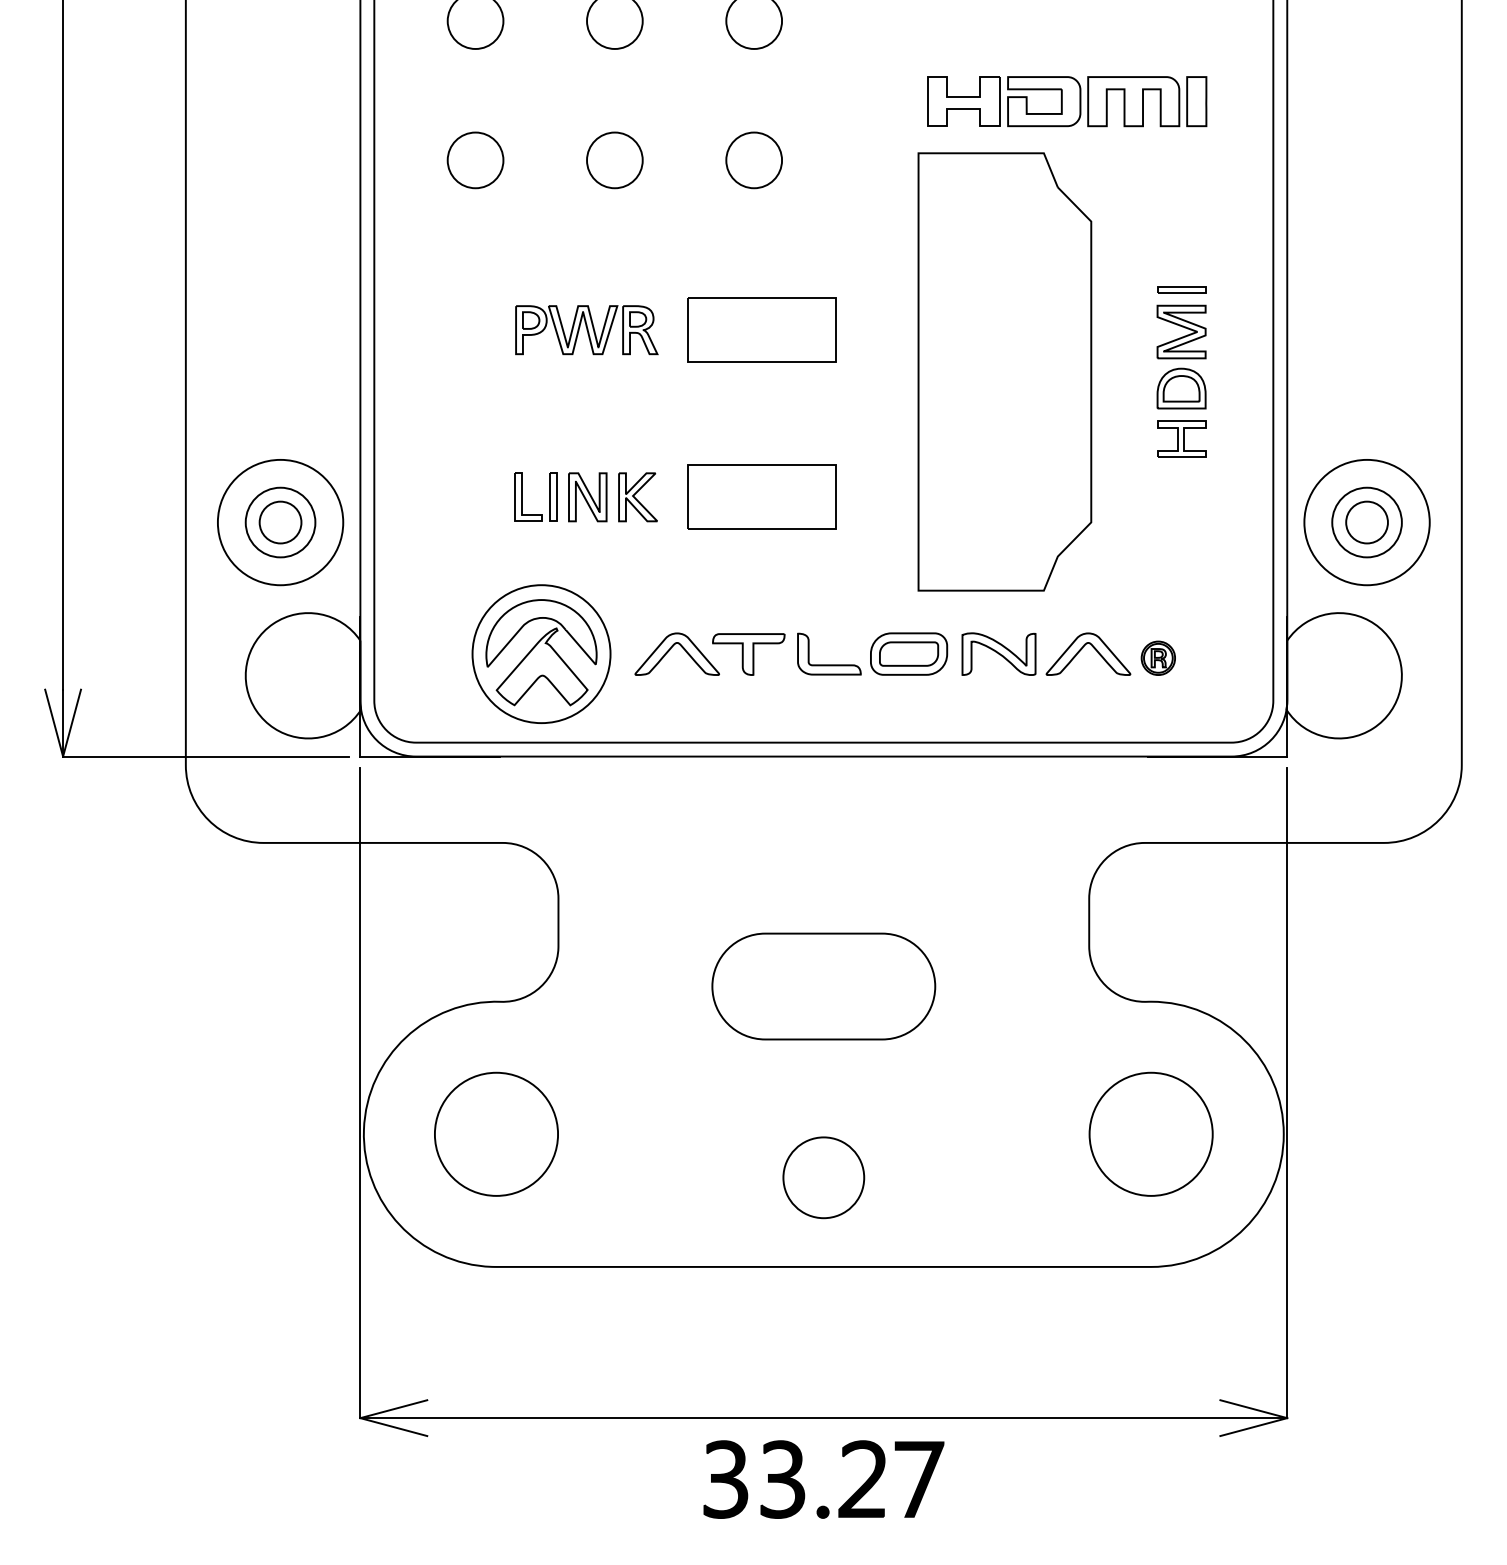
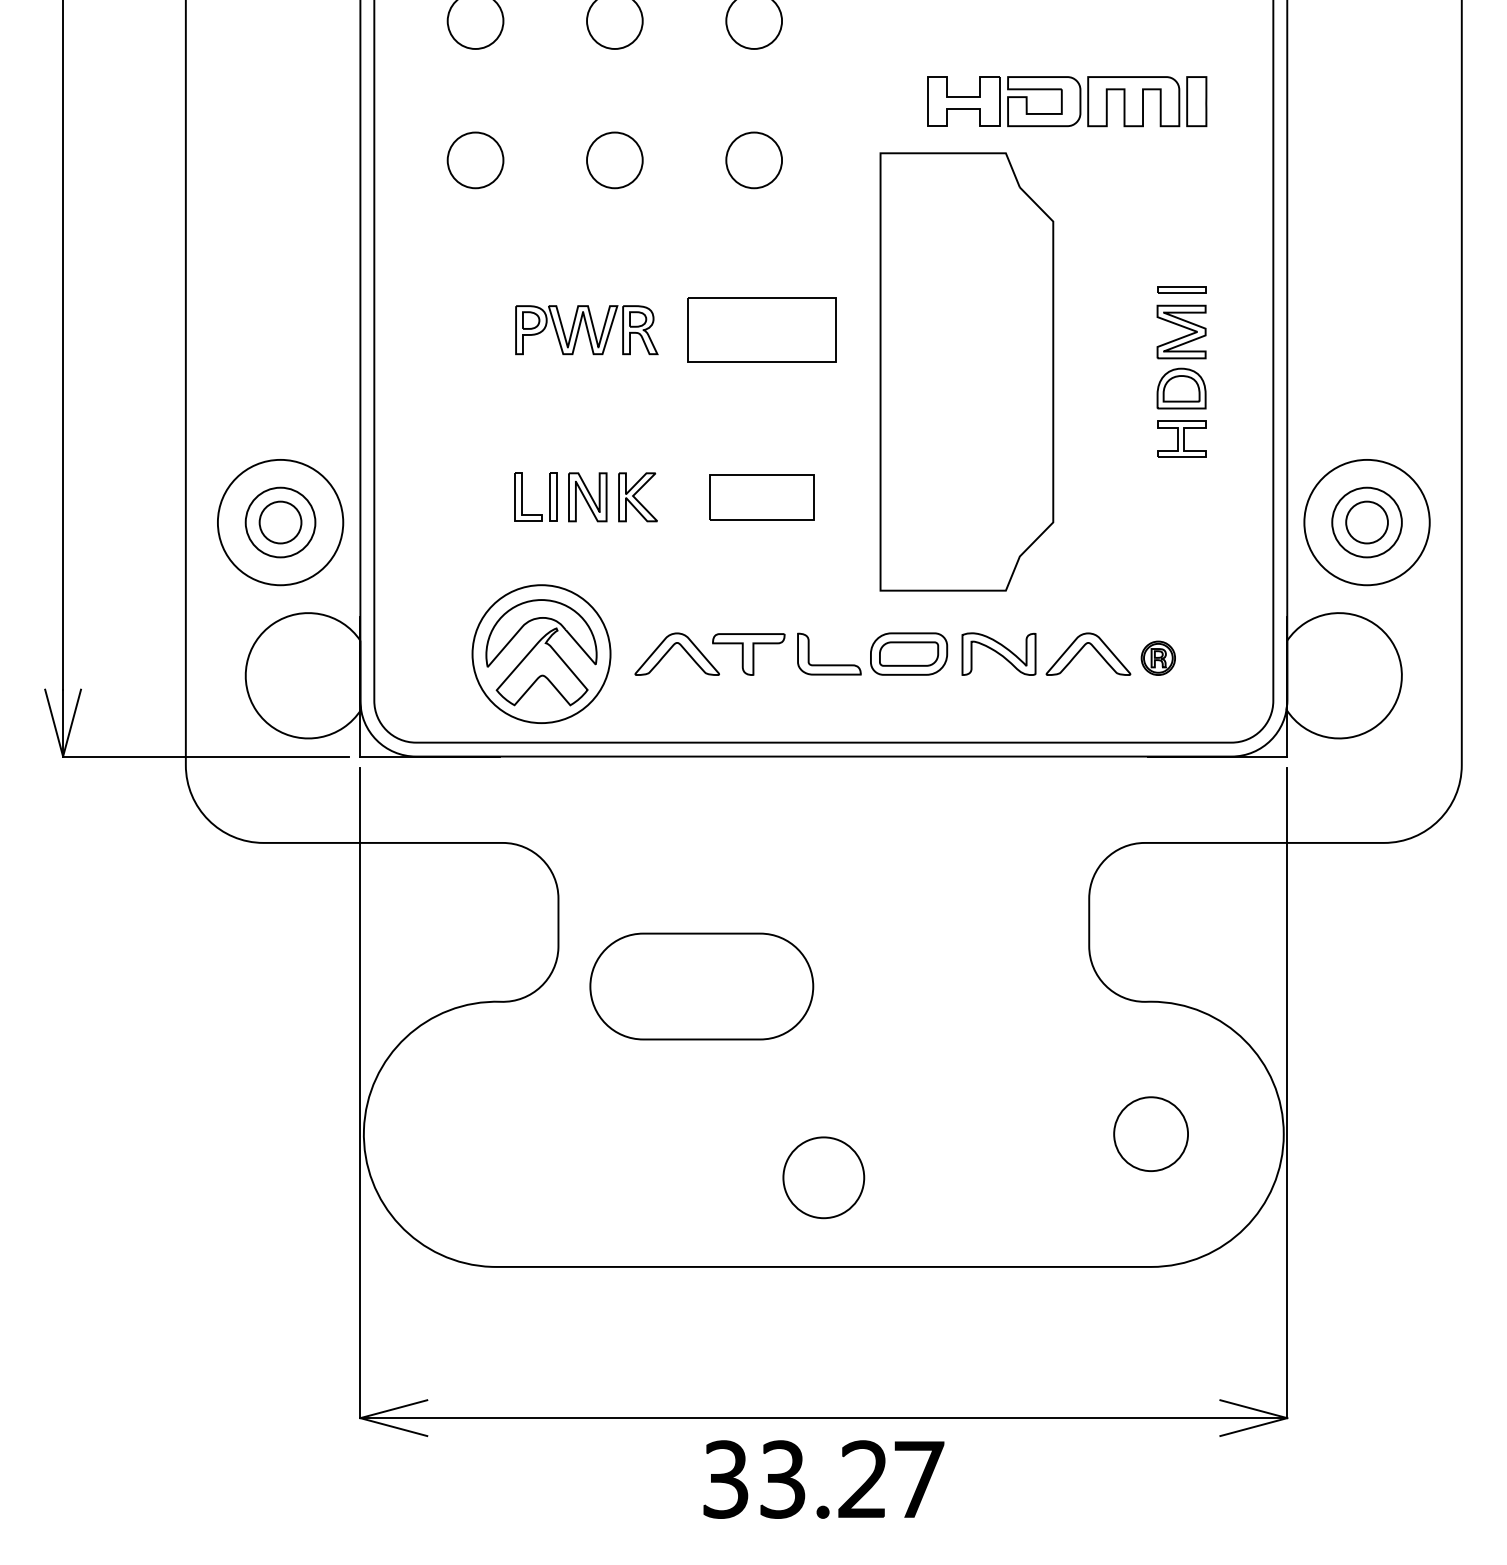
part position: (1004, 371) -> (966, 371) (966, 371)
part size: 150x66 px -> 106x47 px (761, 497)
part position: (823, 986) -> (701, 986) (701, 986)
part: present -> none (496, 1133)
part size: 126x126 px -> 76x76 px (1150, 1133)
